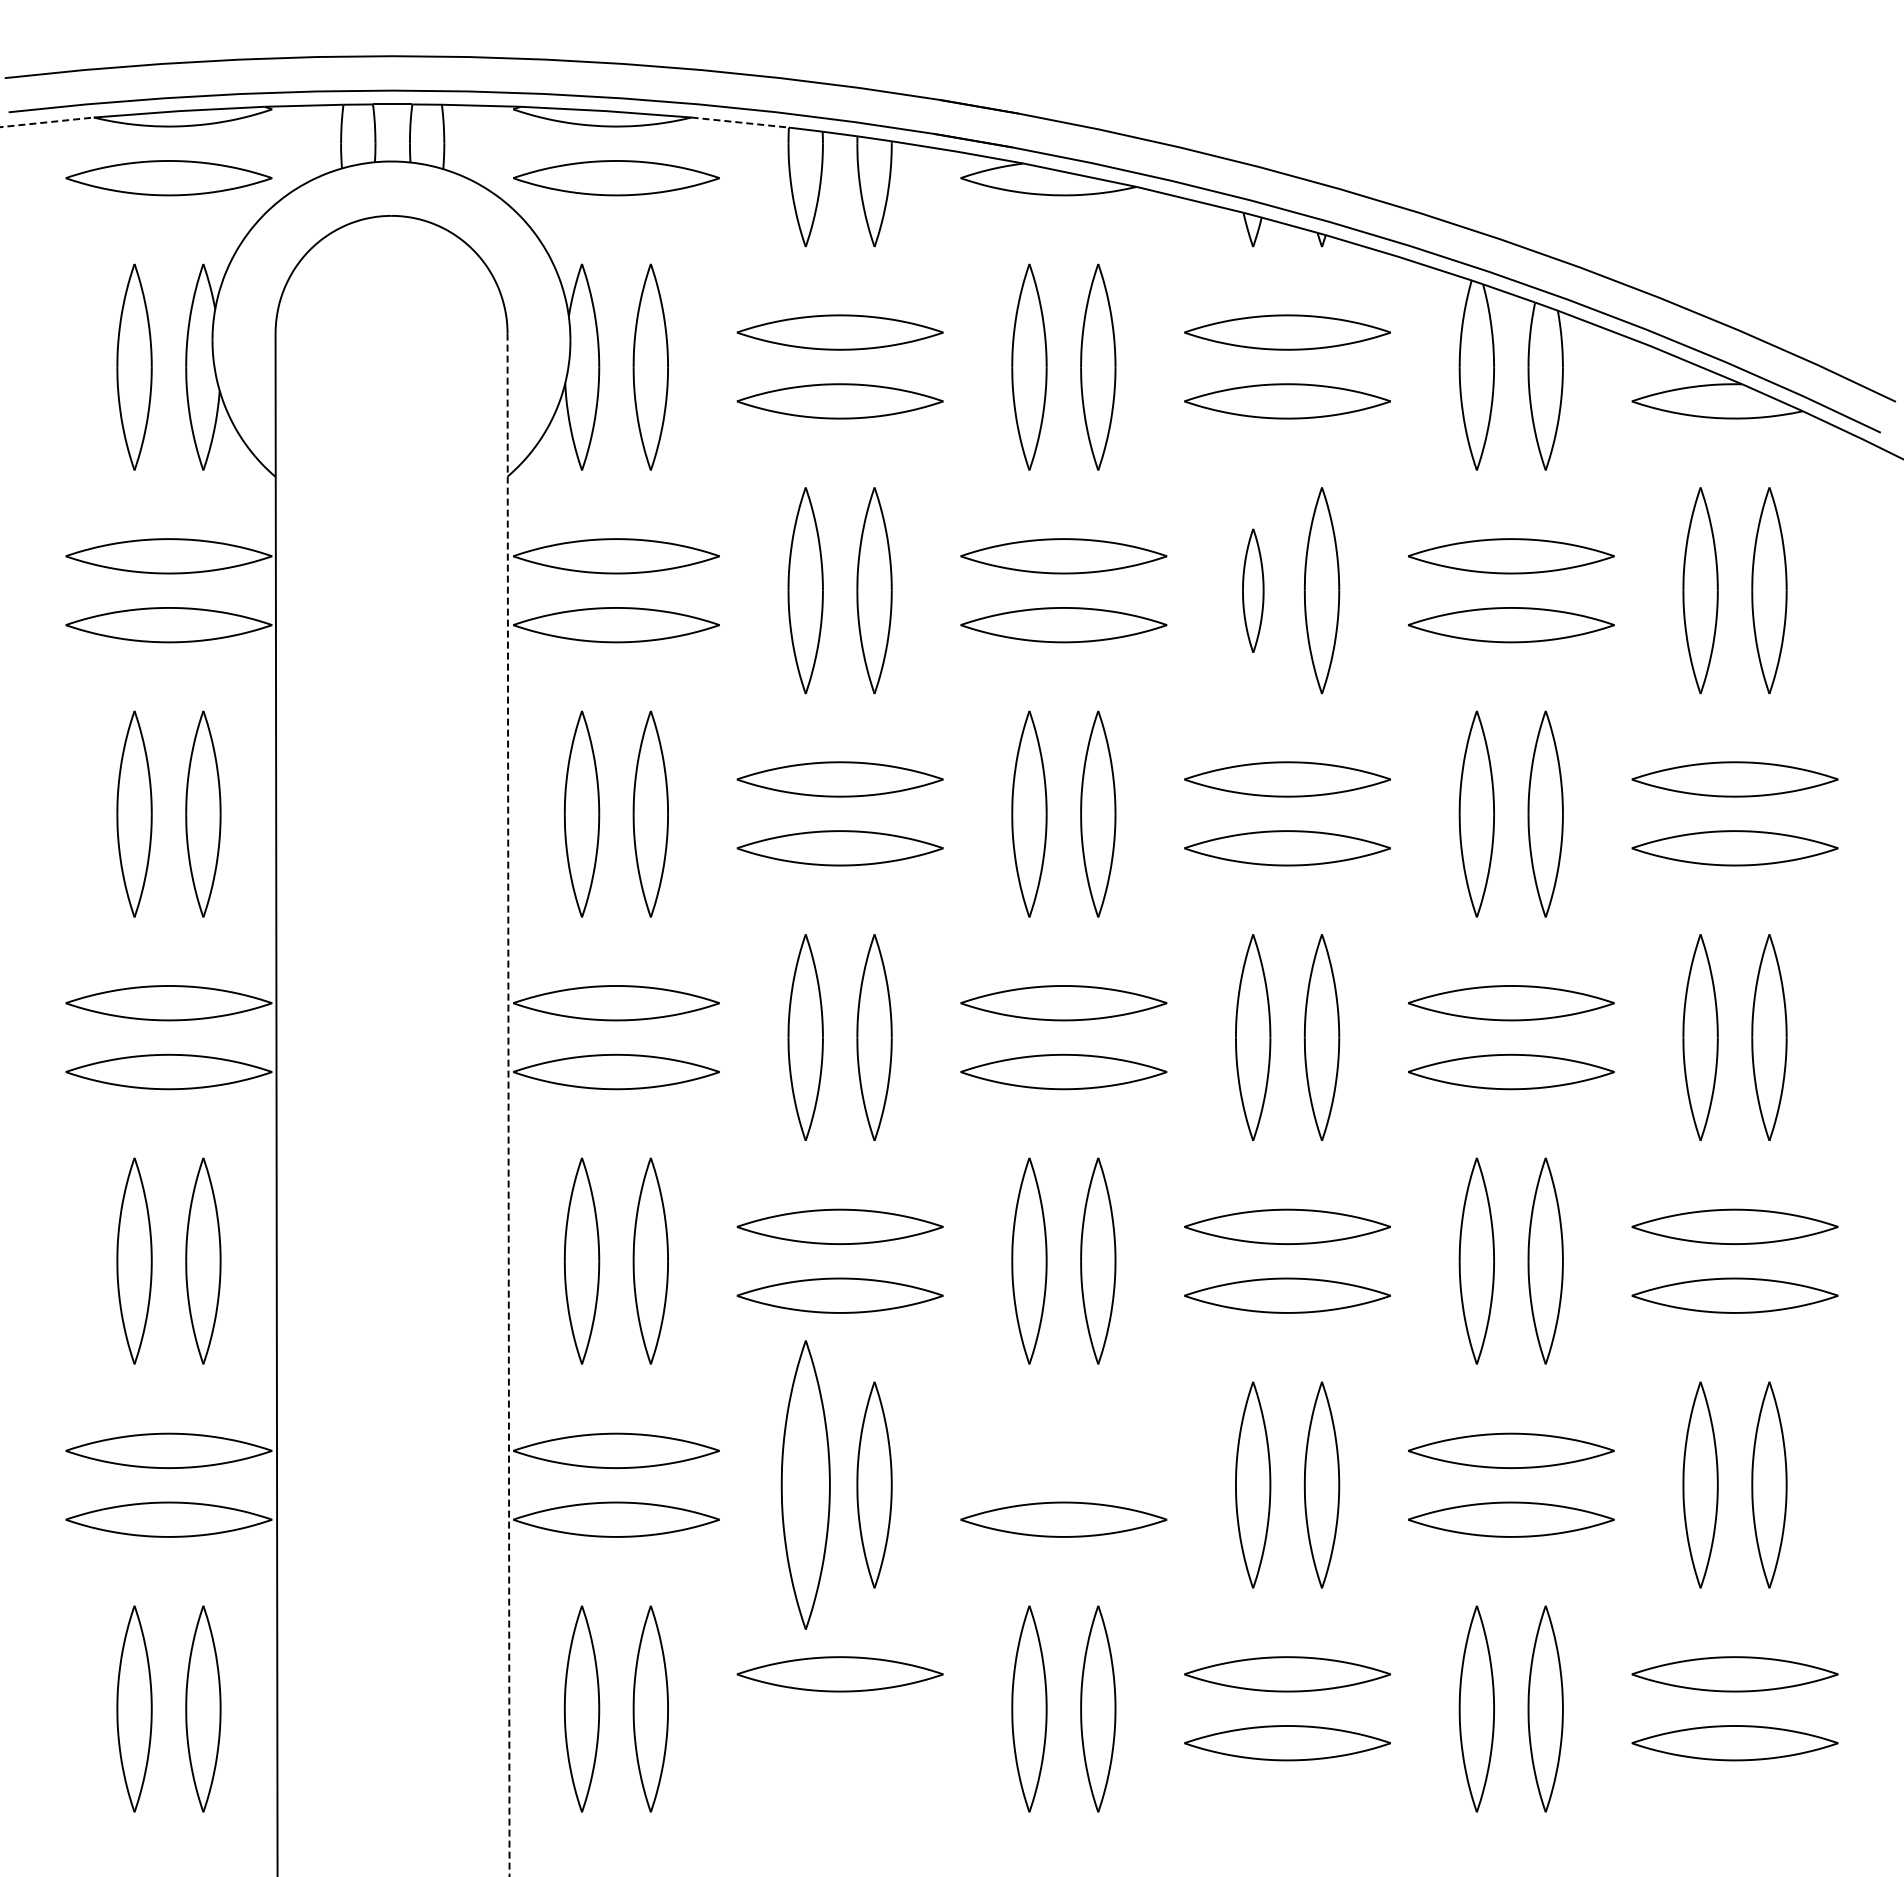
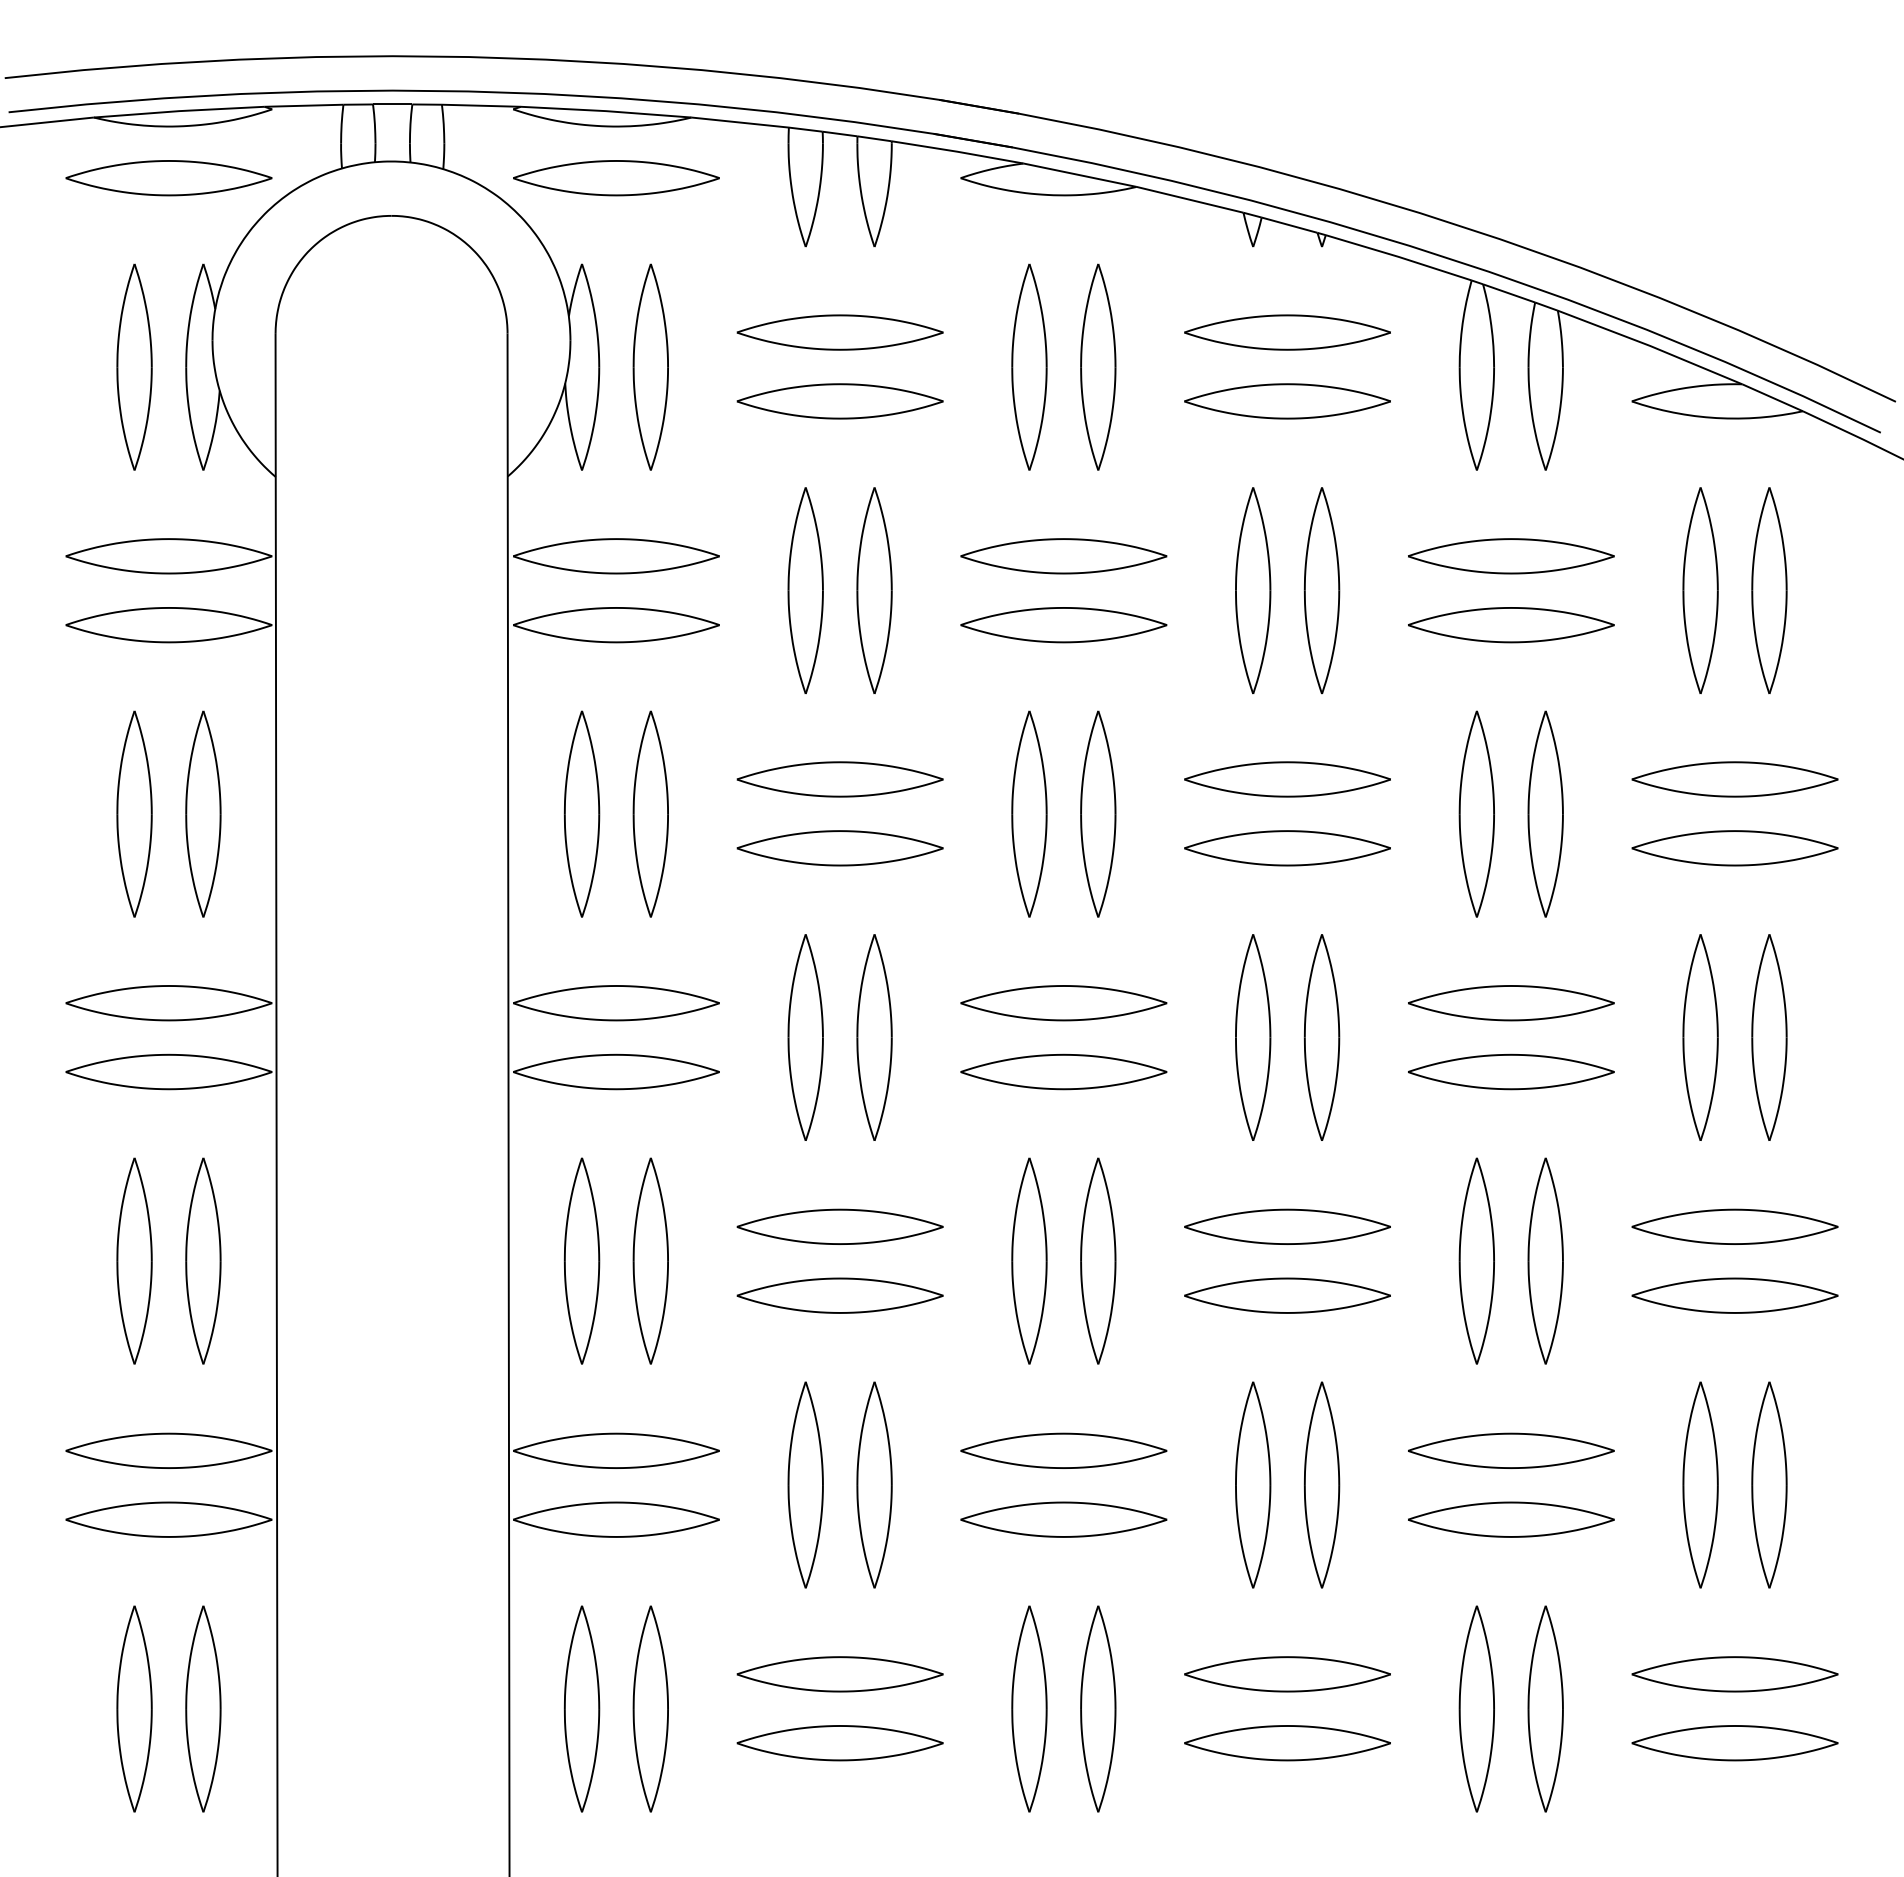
line: dashed -> solid (47, 122)
line: dashed -> solid (740, 122)
part size: 23x125 px -> 37x208 px (1253, 590)
line: dashed -> solid (508, 1105)
part: none -> present (1063, 1450)
part size: 51x290 px -> 37x208 px (805, 1484)
part: none -> present (839, 1743)
